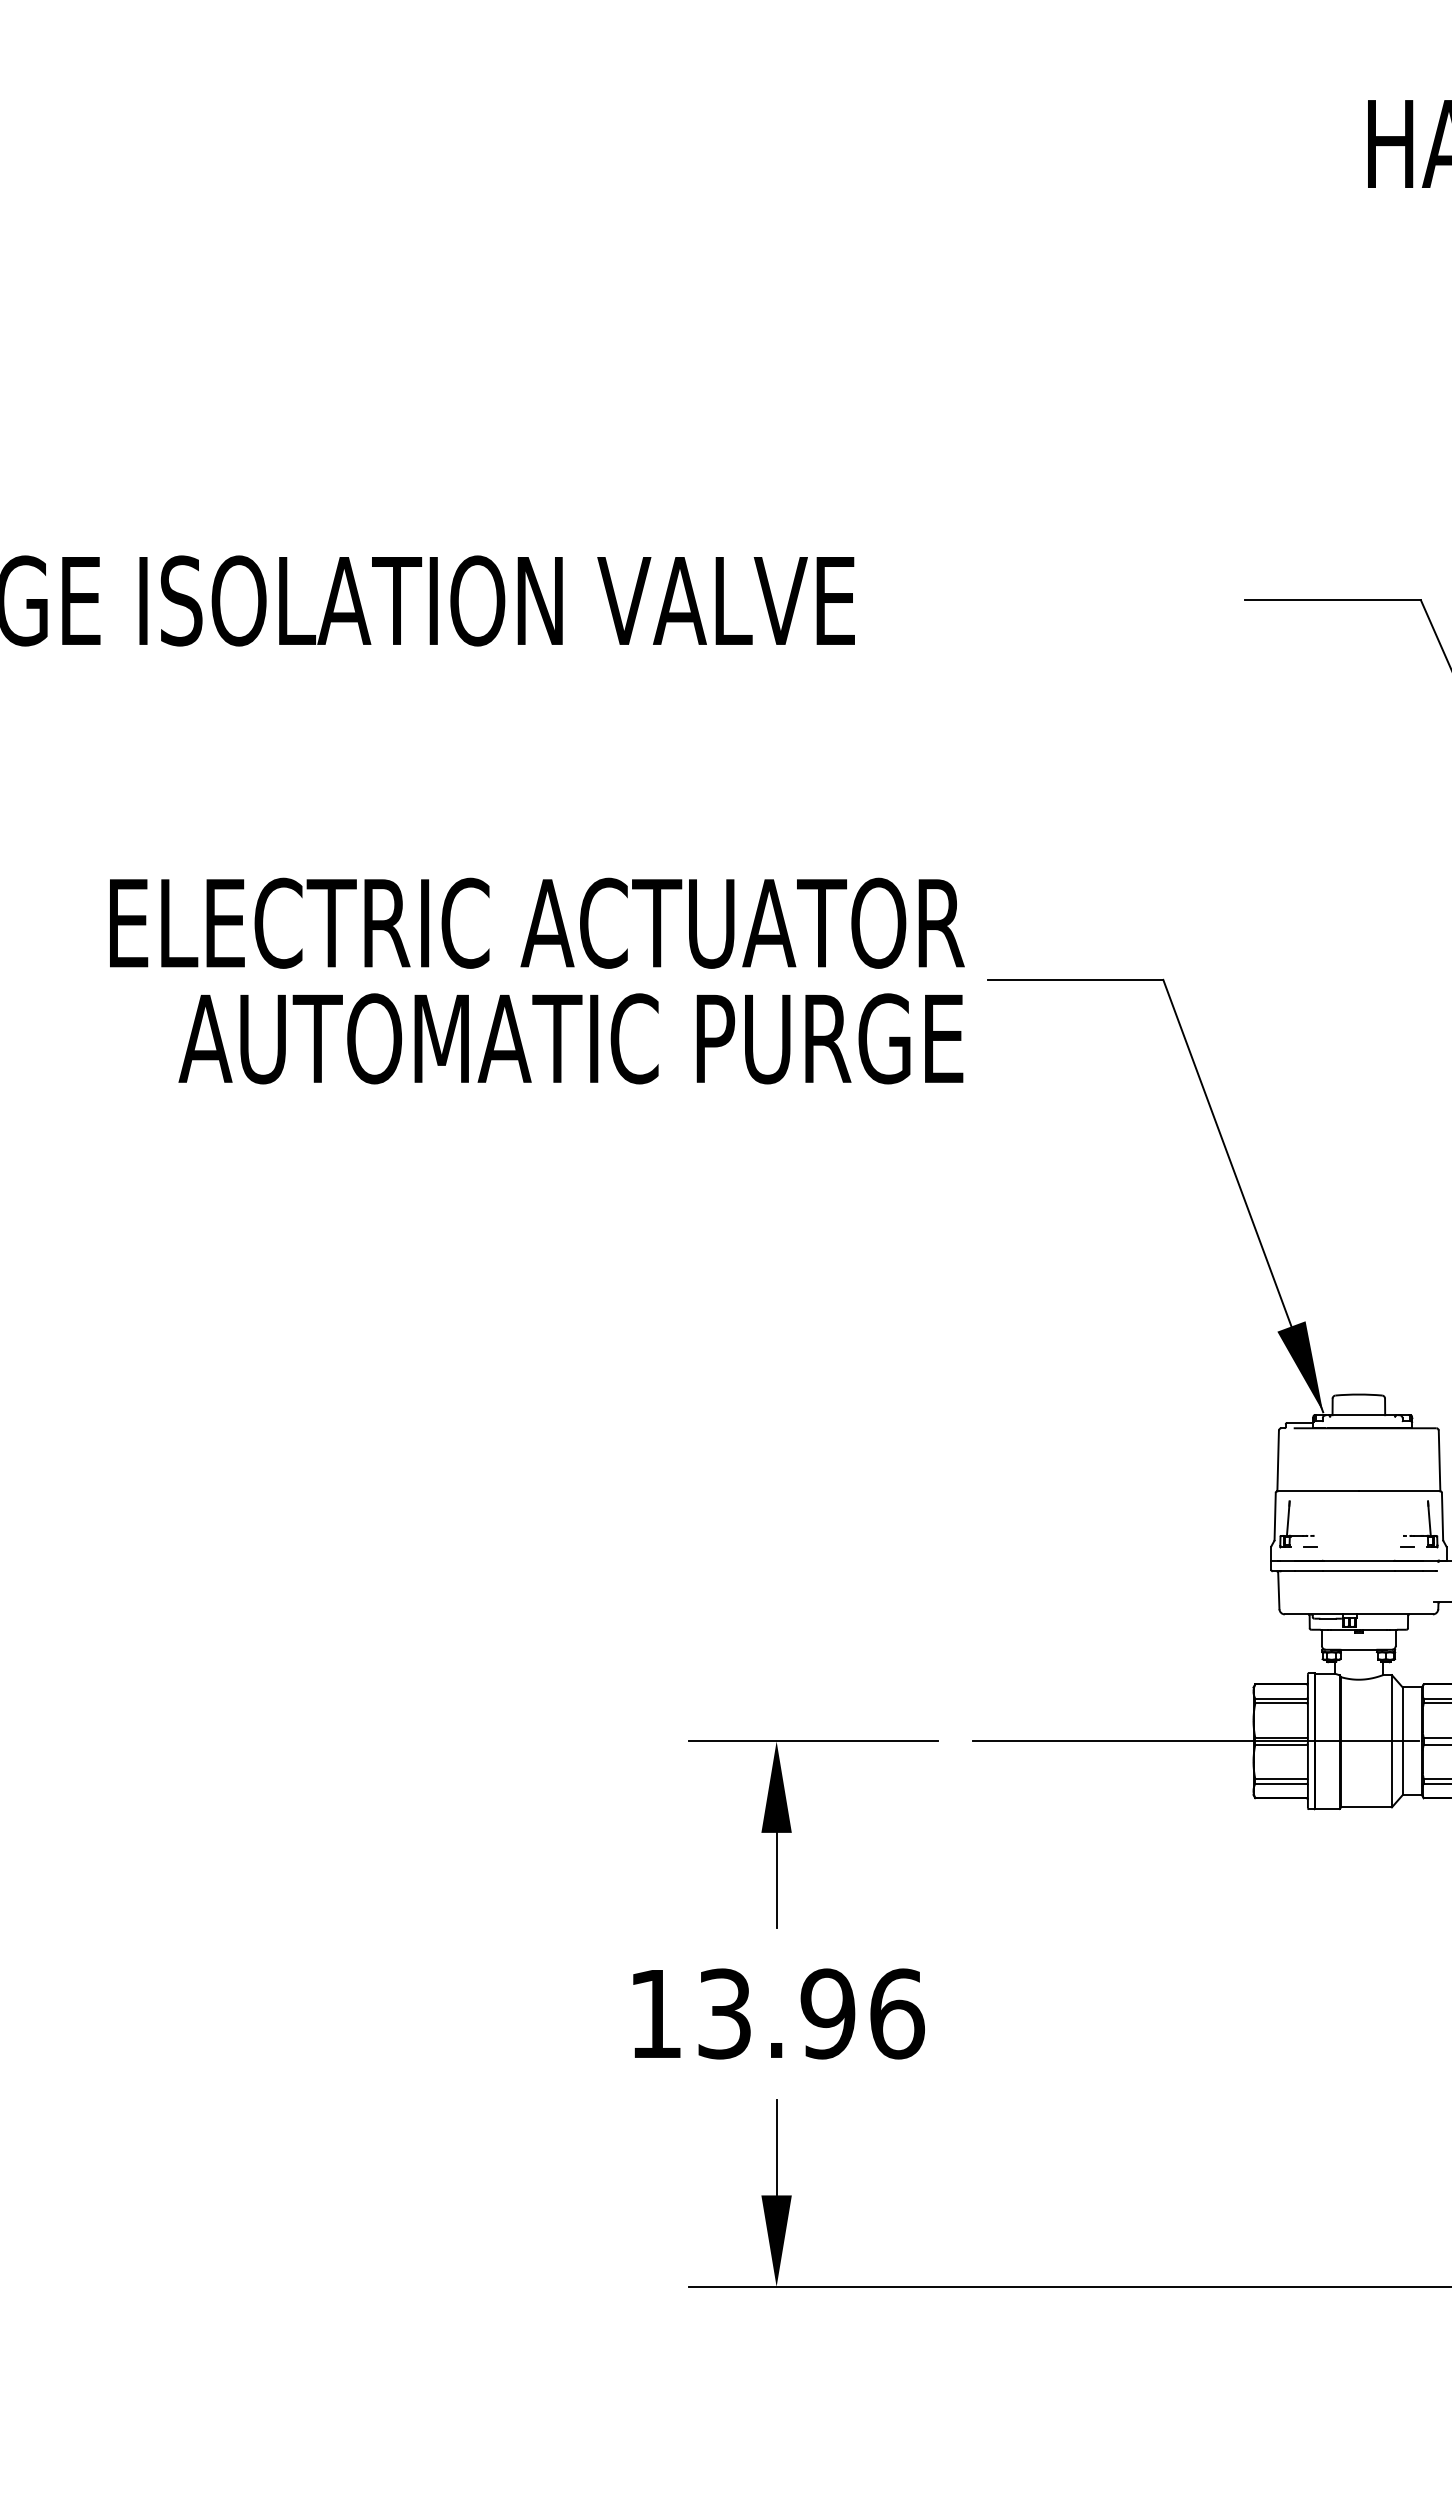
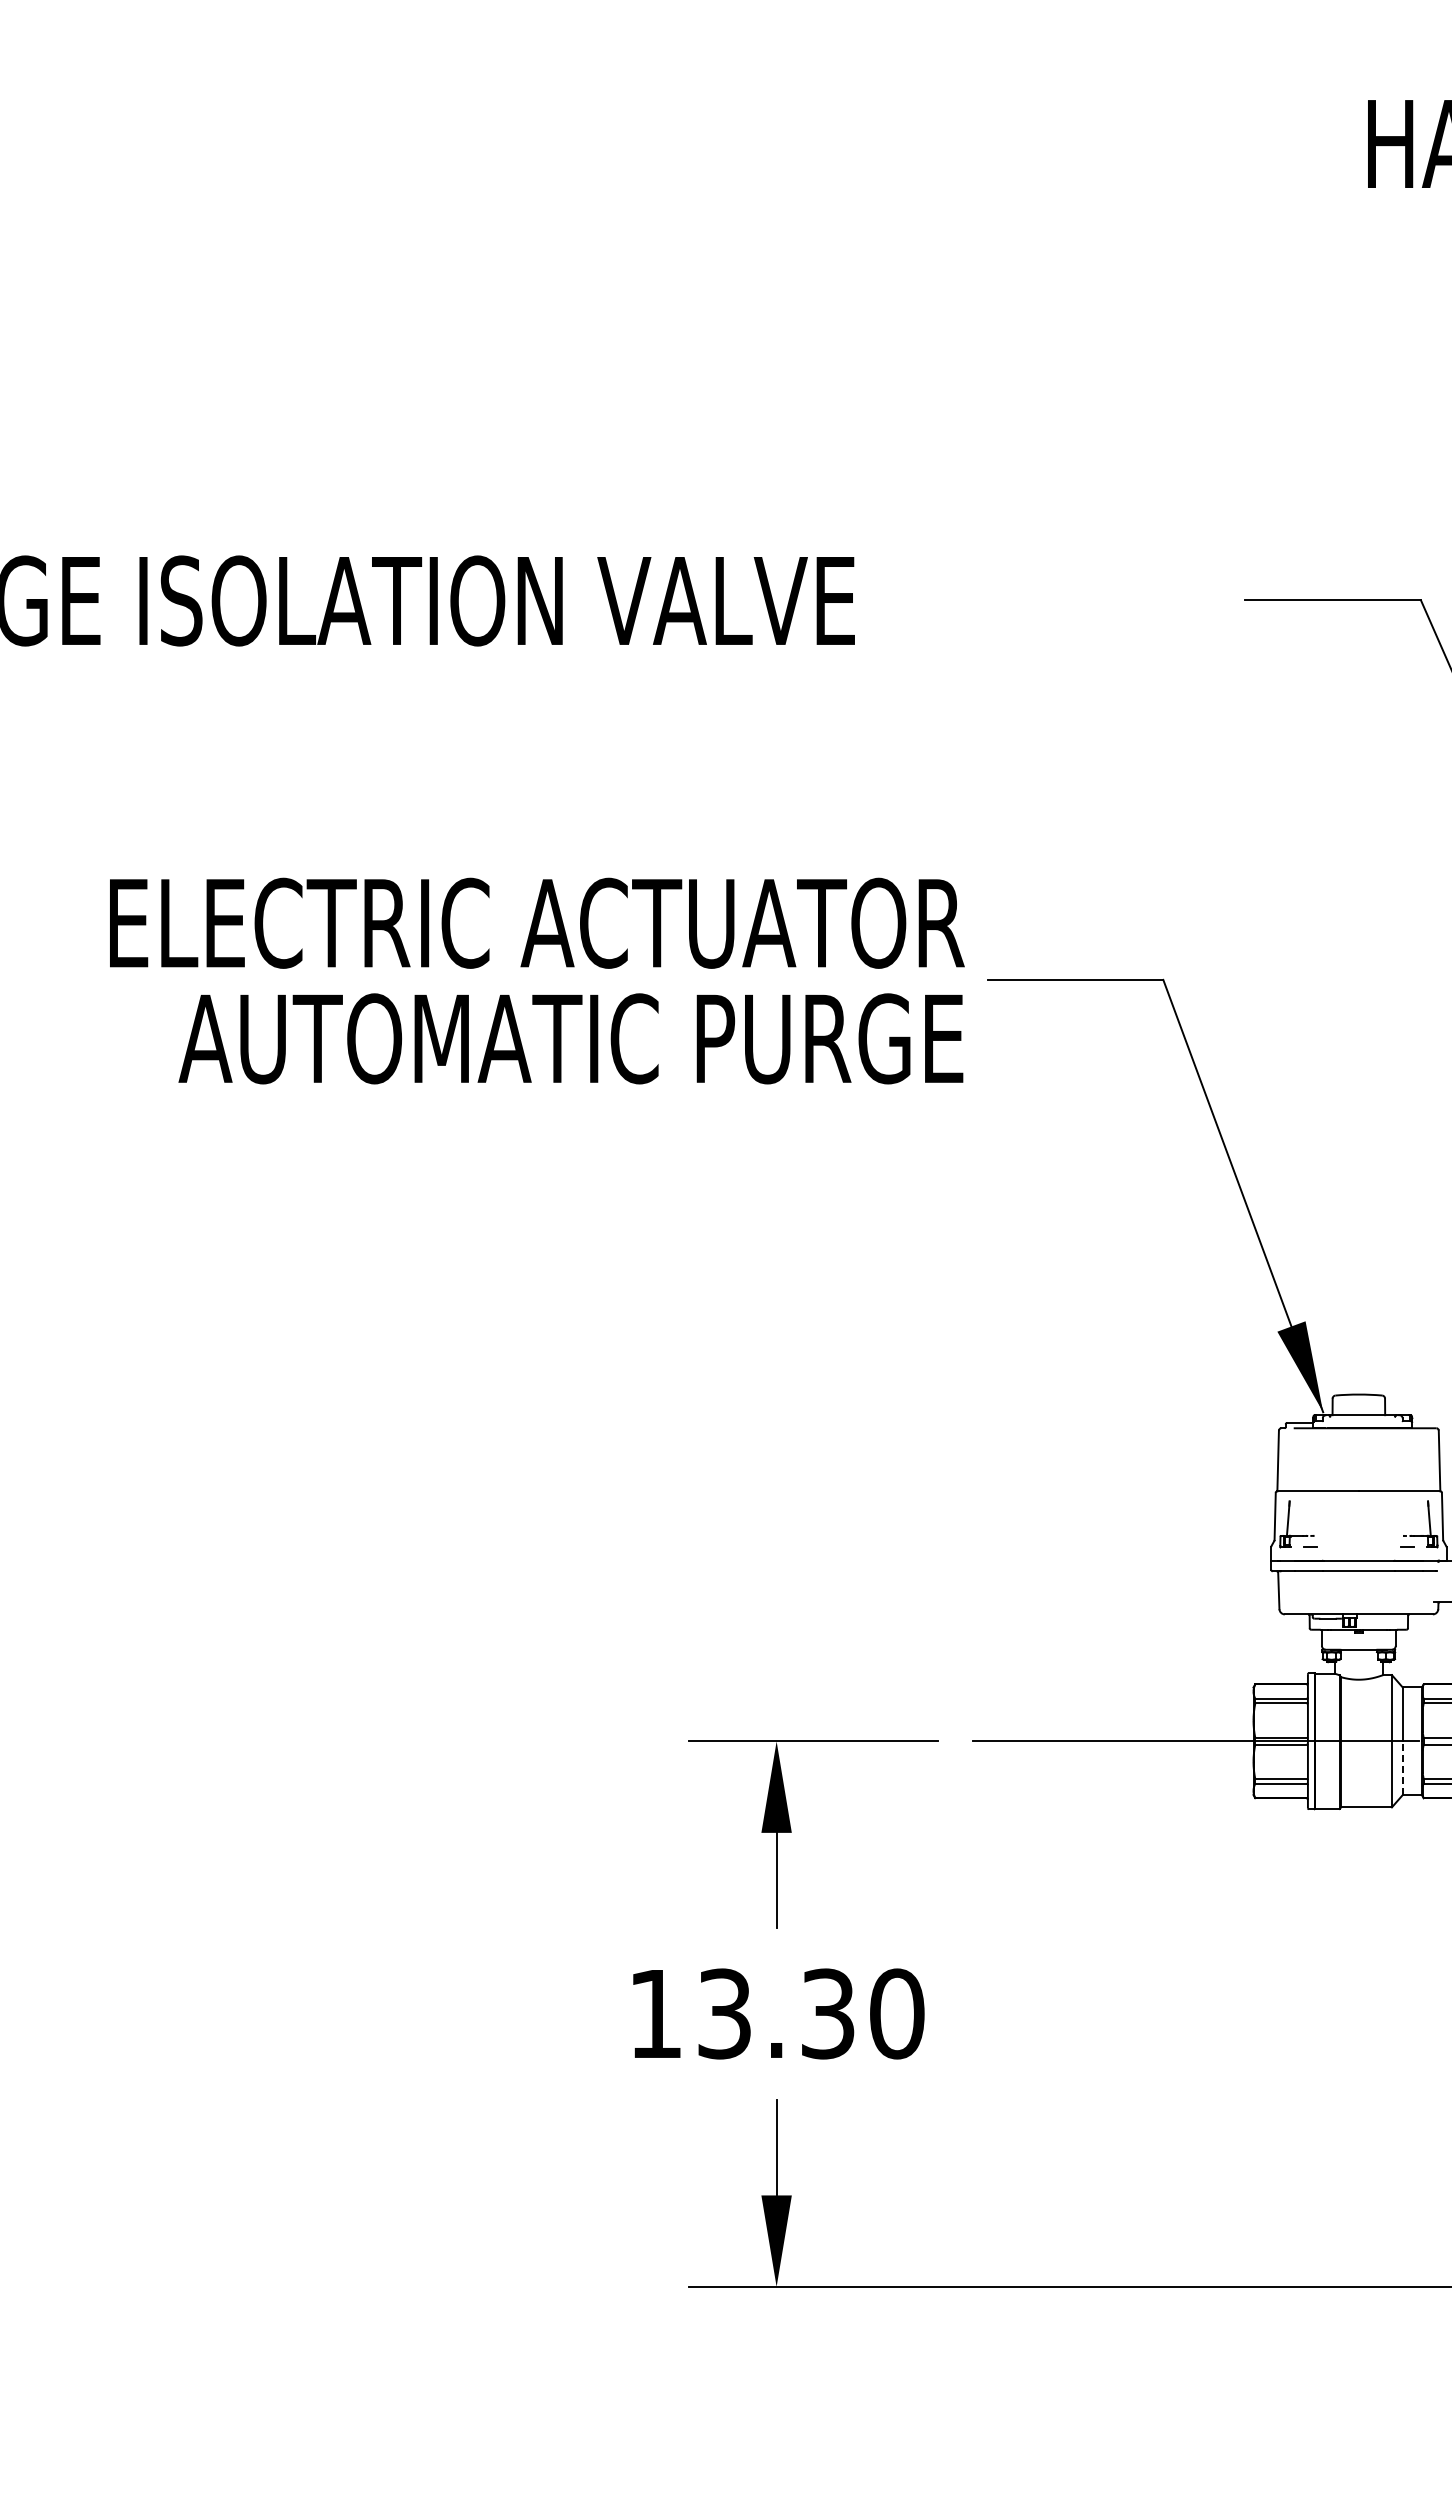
line: solid -> dashed (1402, 1768)
text: 13.96 -> 13.30 (862, 2013)
